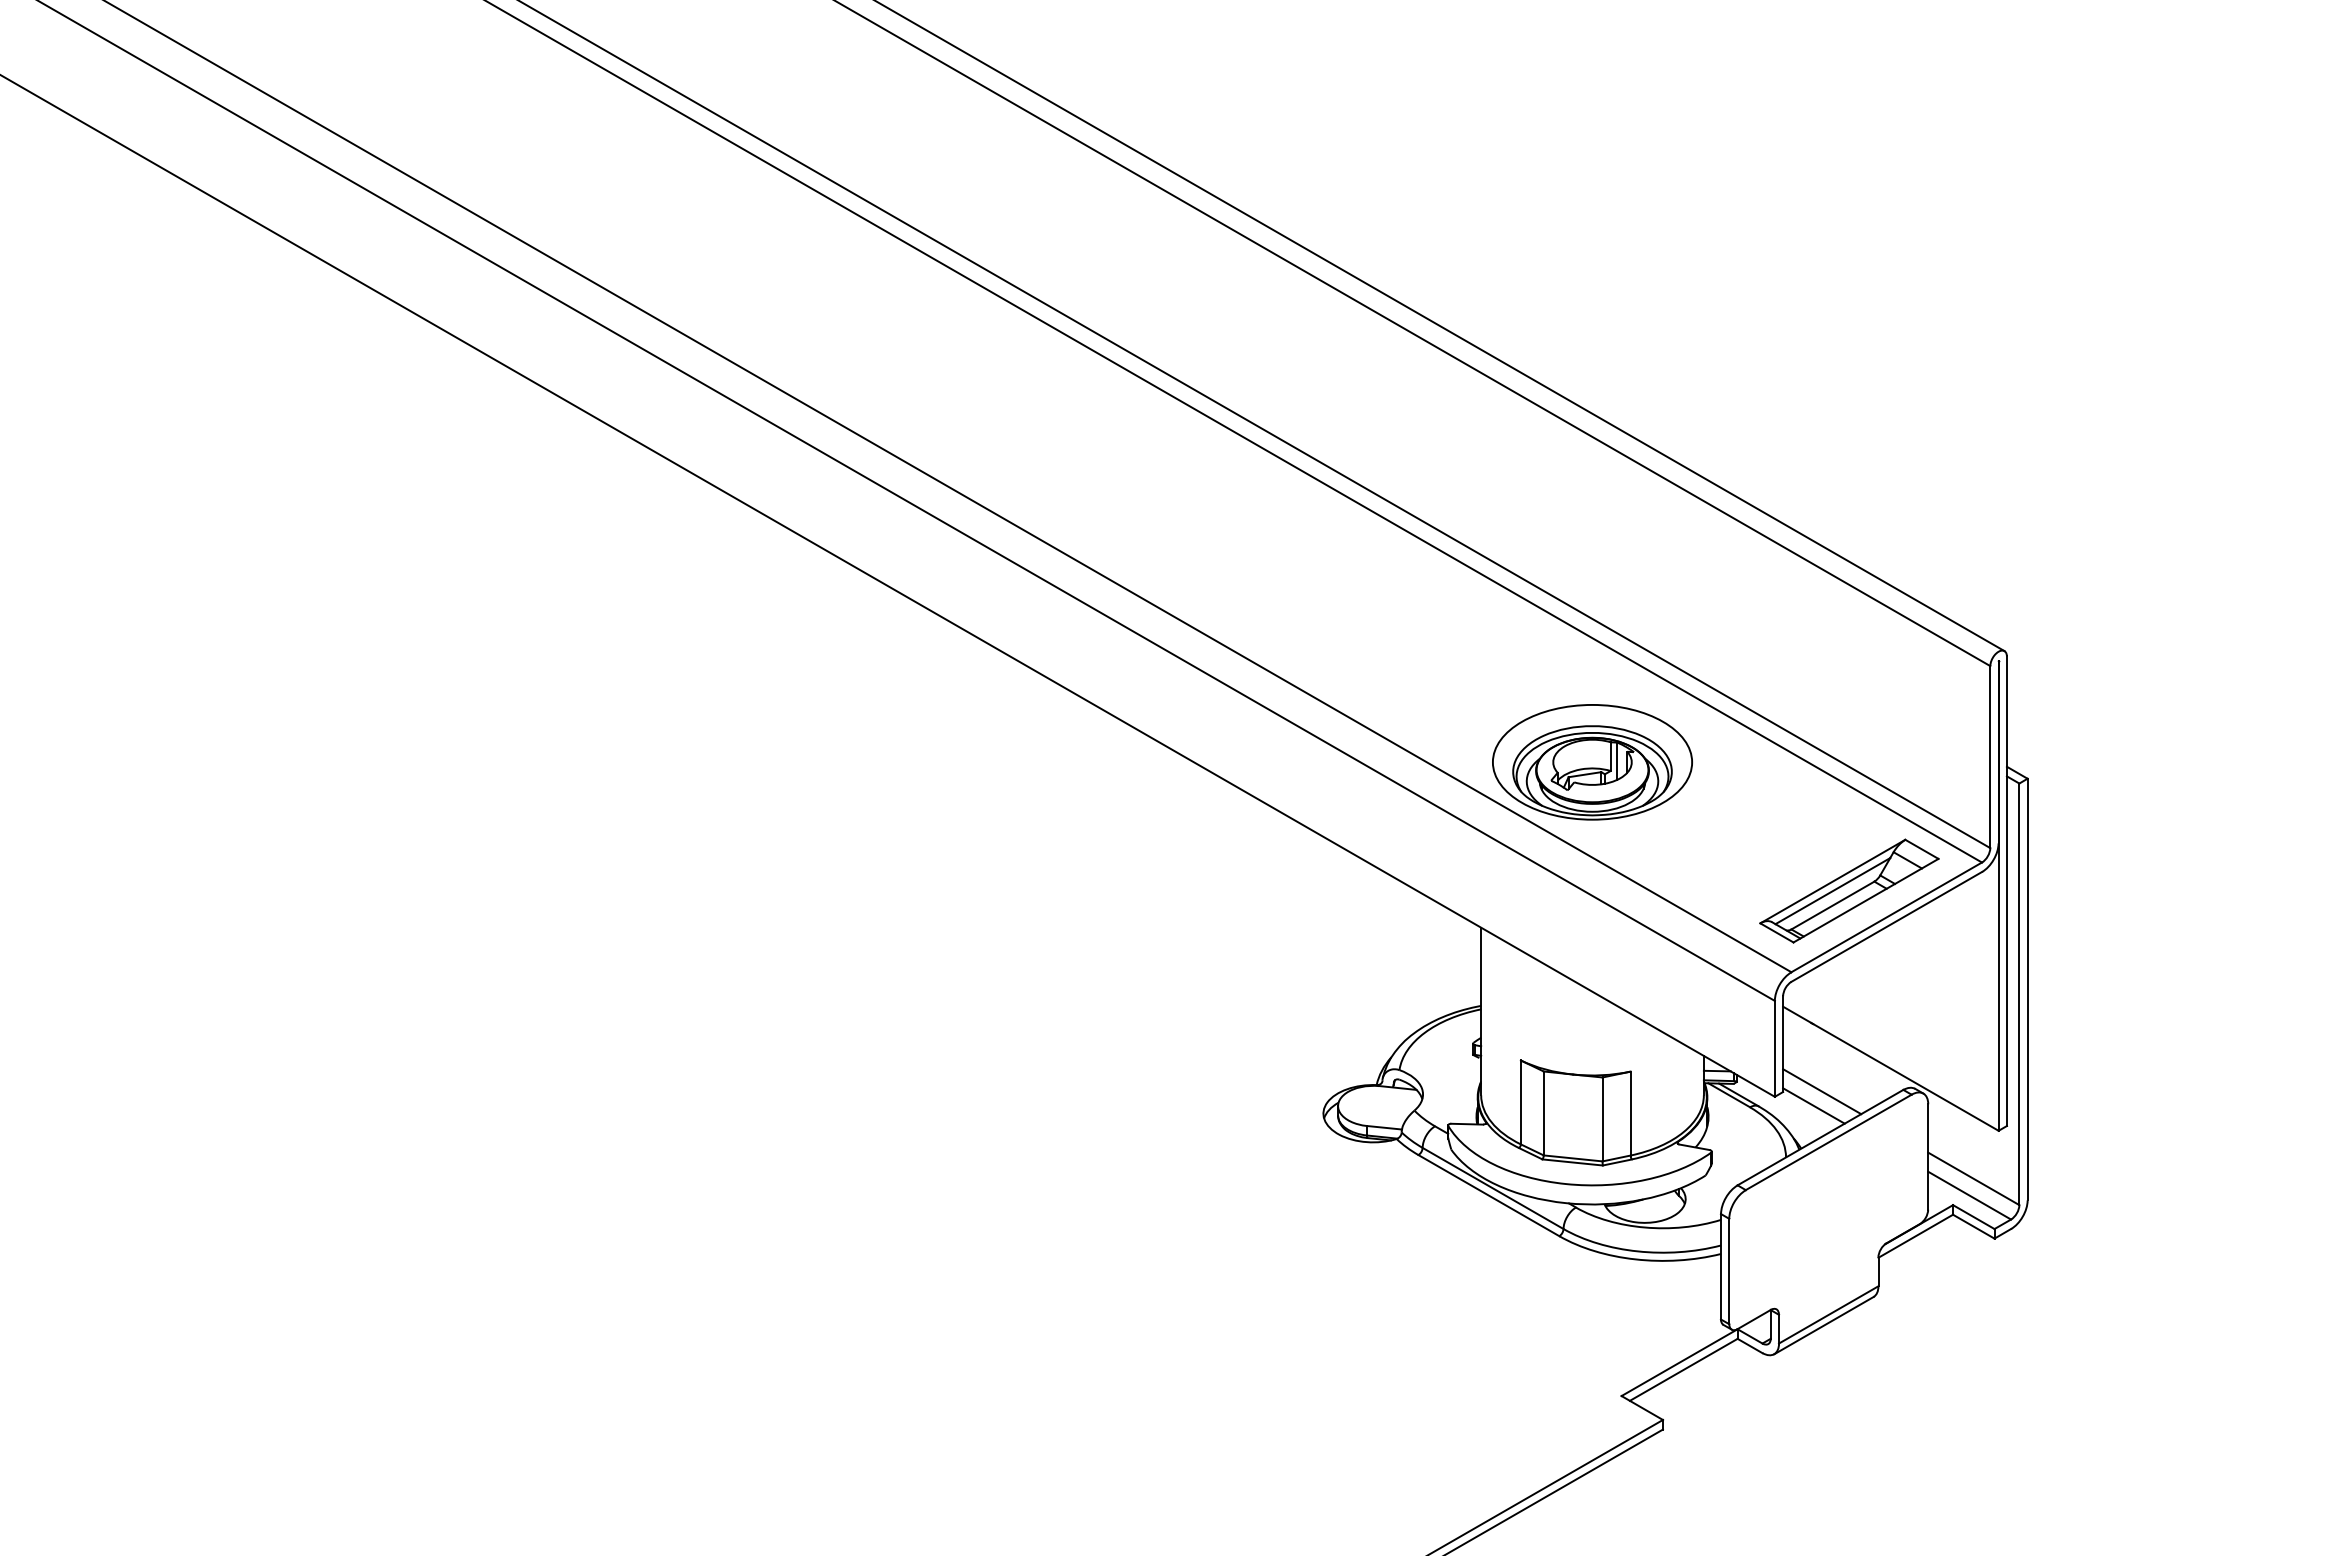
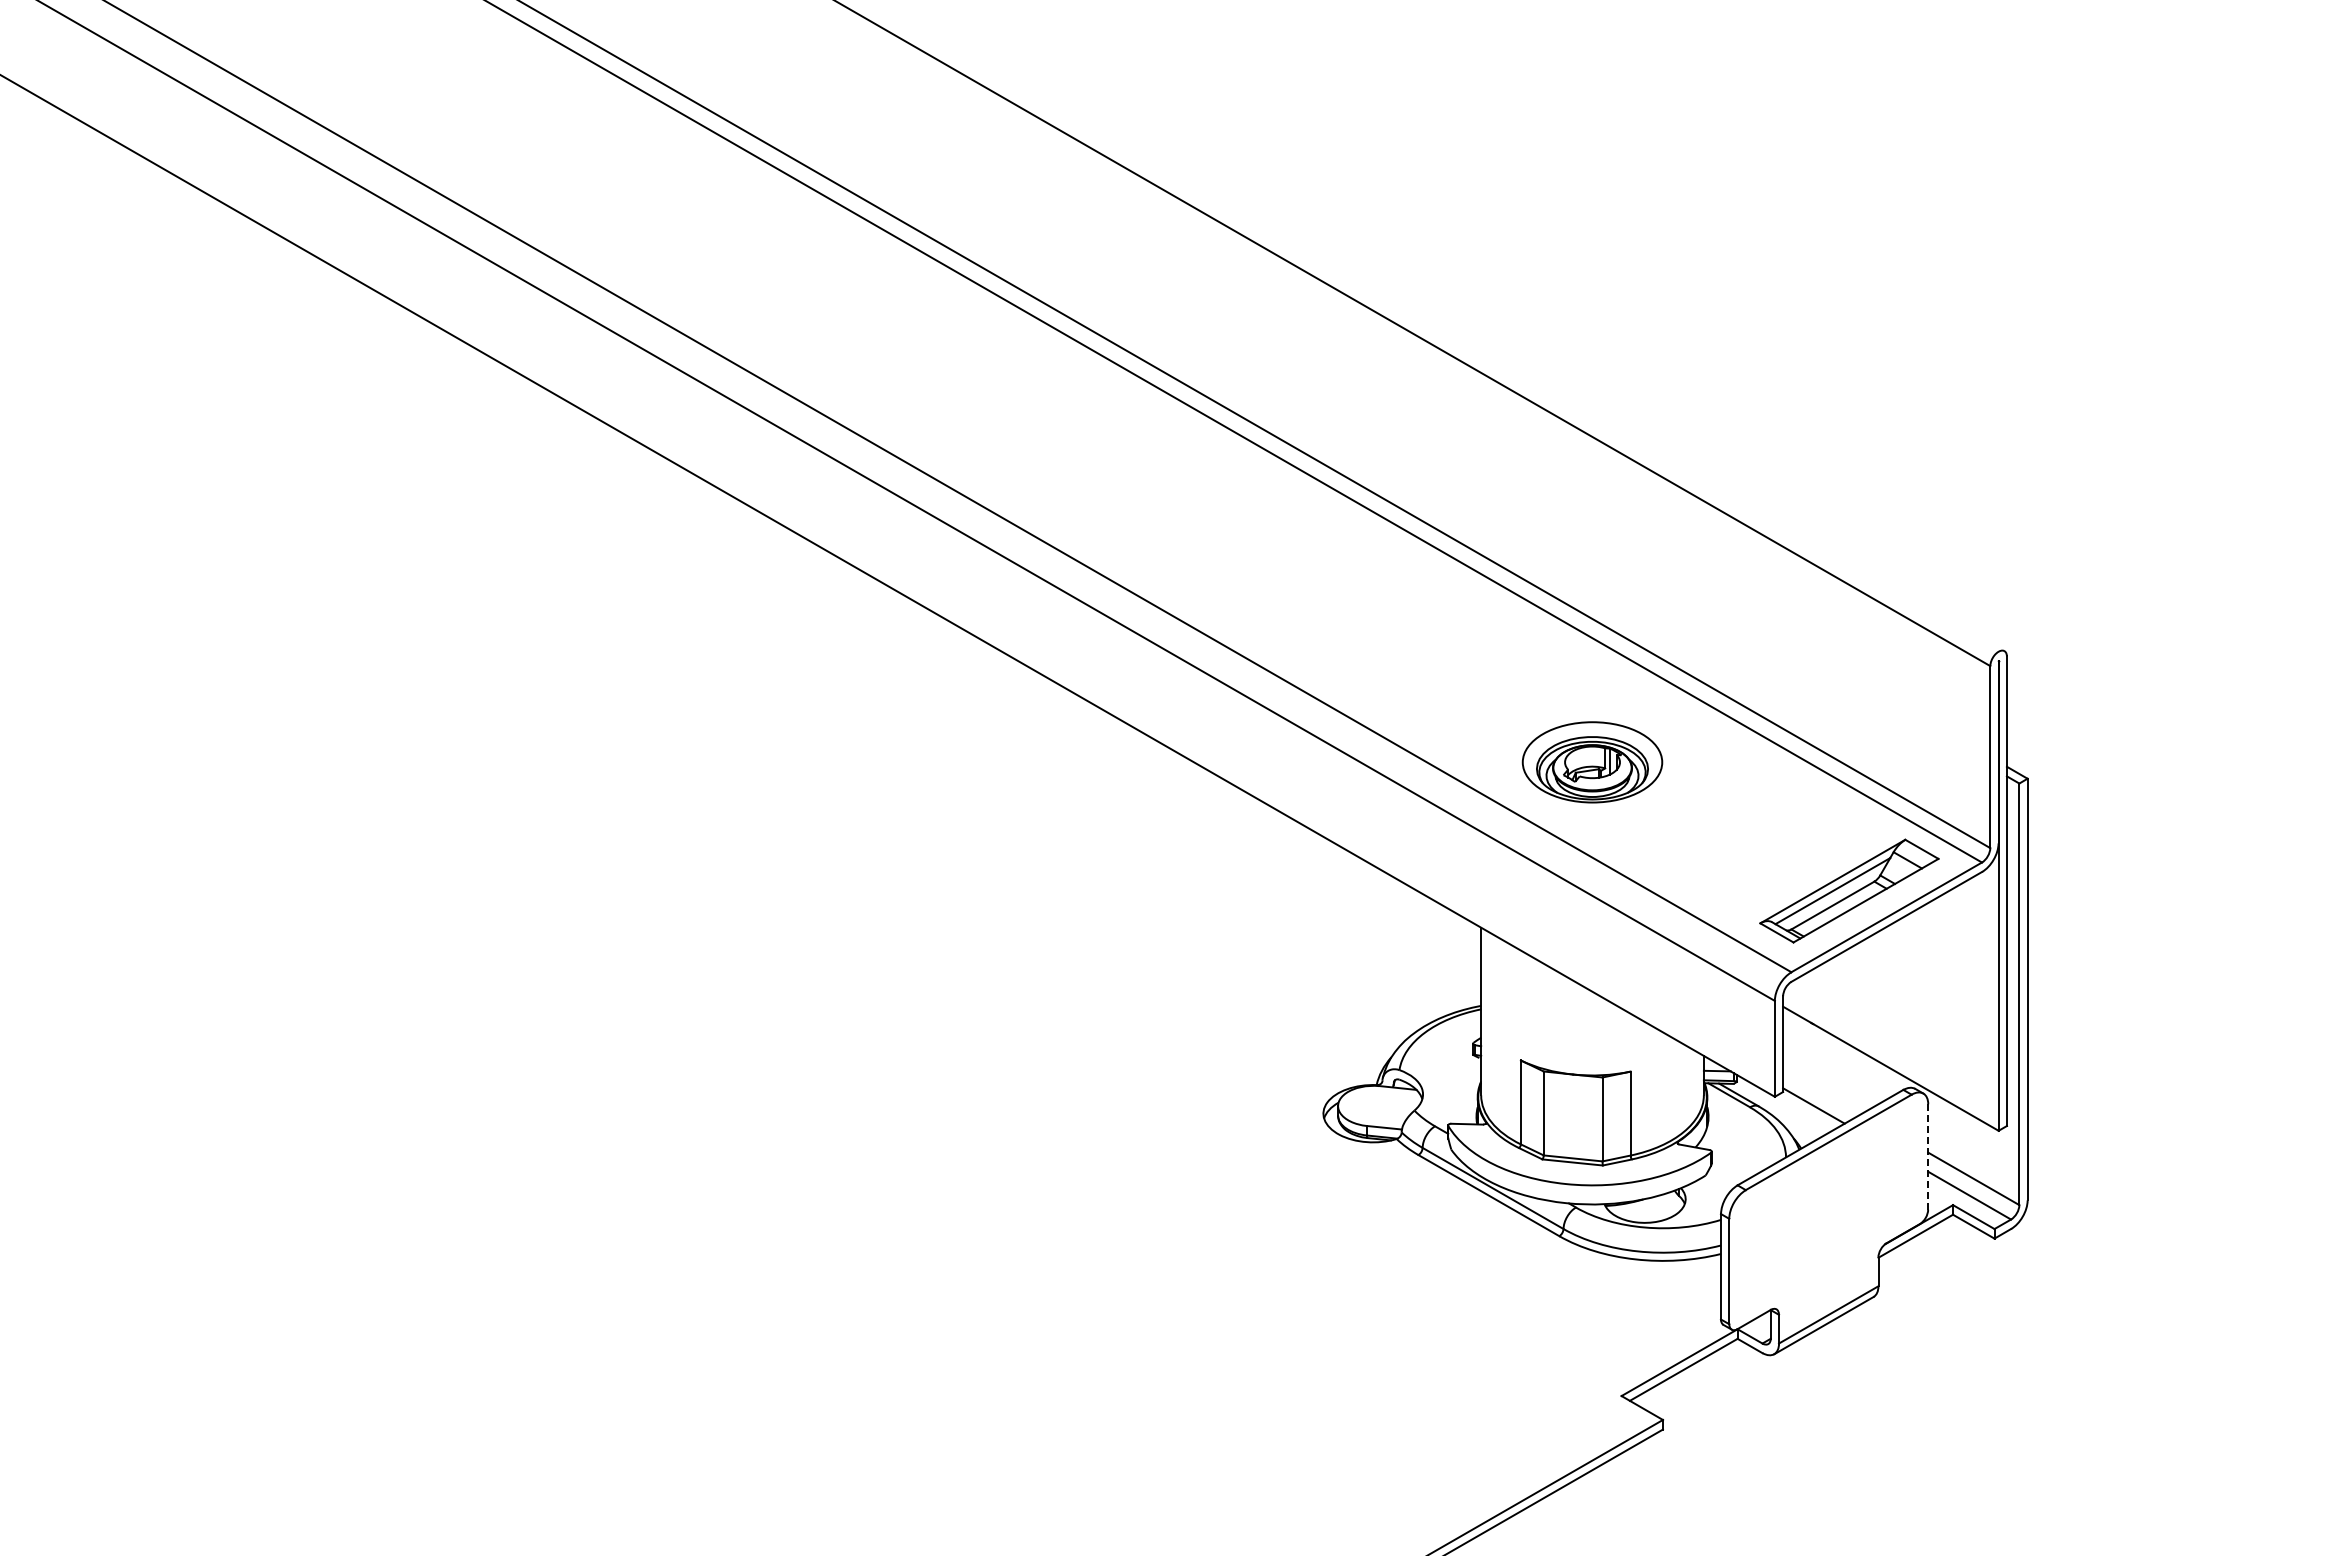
line: present -> none (1440, 326)
part size: 201x117 px -> 143x83 px (1592, 762)
line: present -> none (1822, 1091)
line: solid -> dashed (1928, 1157)
